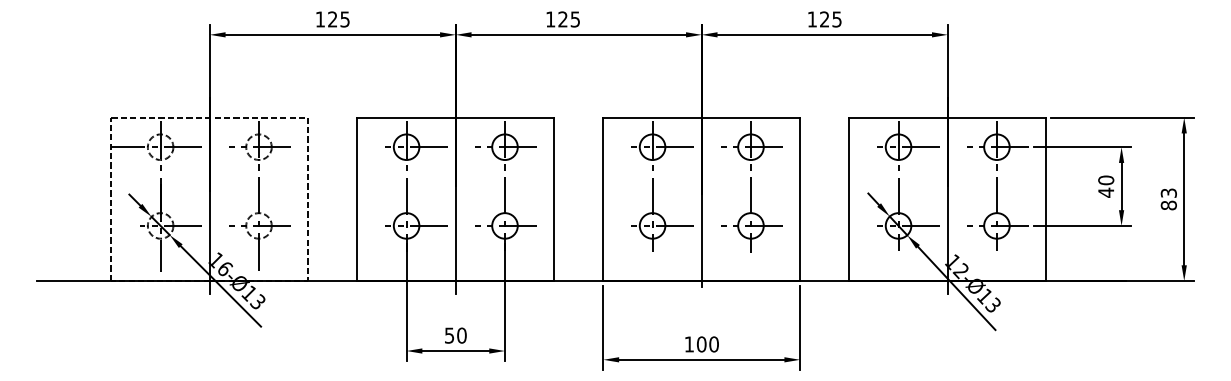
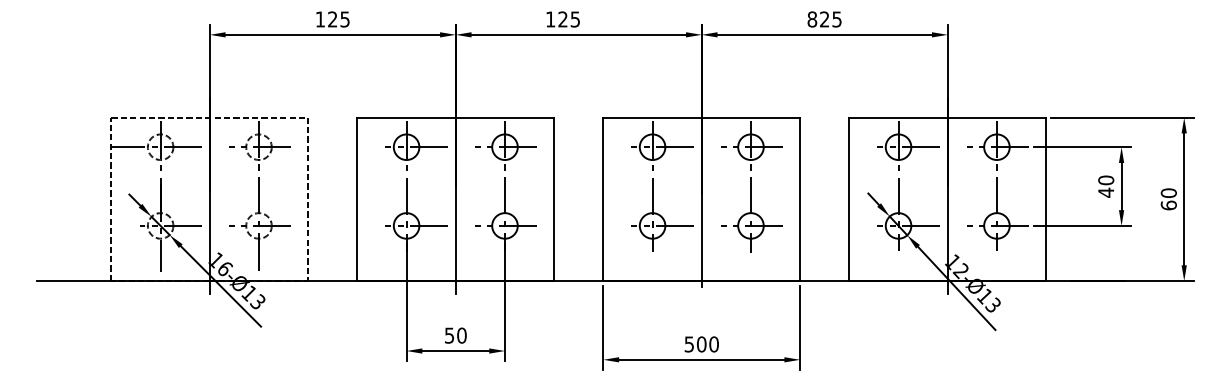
text: 125 -> 825 (812, 19)
text: 83 -> 60 (1168, 199)
text: 100 -> 500 (688, 344)
